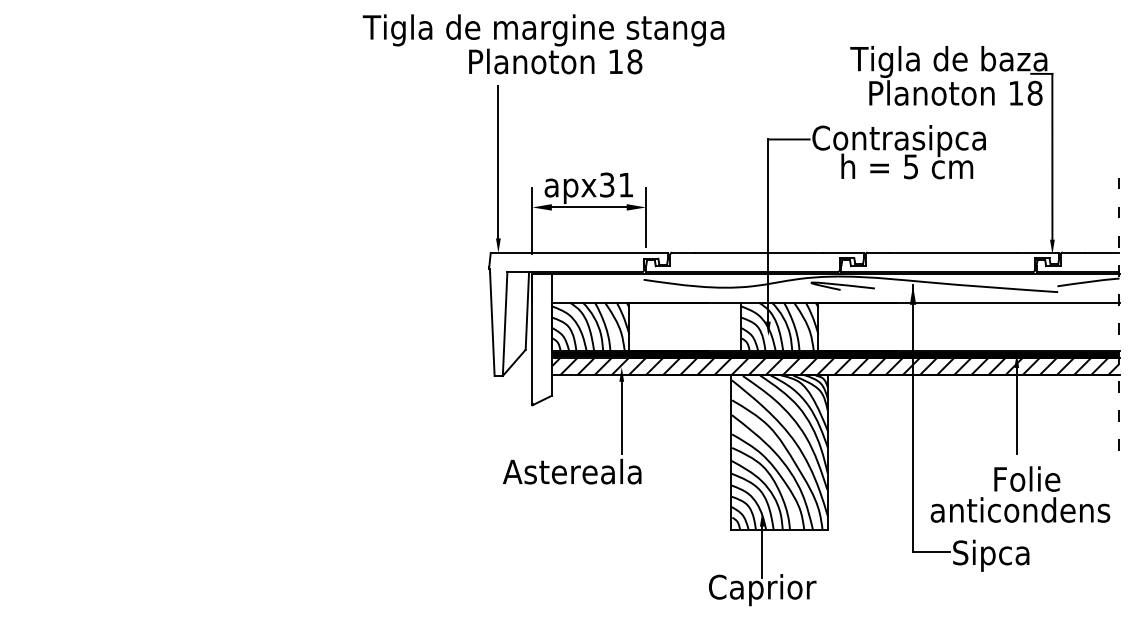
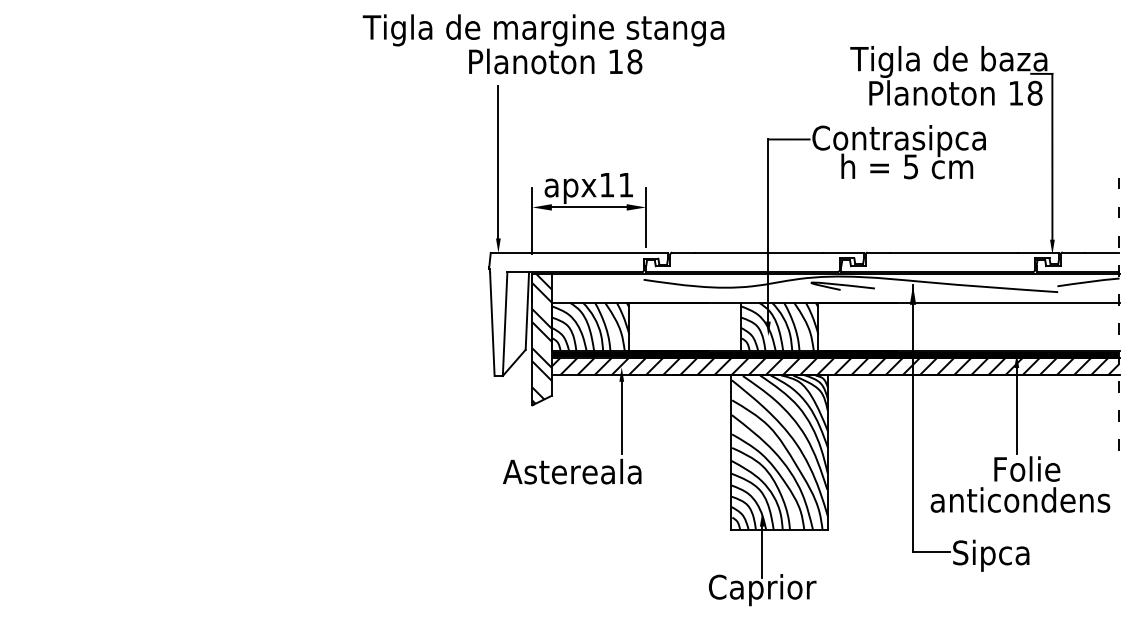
text: apx31 -> apx11 (607, 184)
hatch: none -> present (541, 338)
text position: (1020, 494) -> (1020, 484) (1020, 484)
